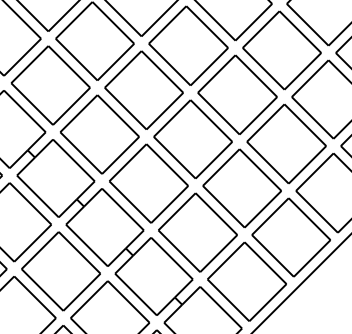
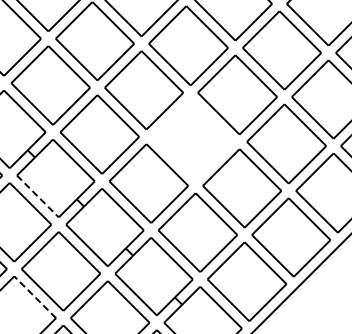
part: present -> none (192, 138)
line: solid -> dashed (37, 196)
line: solid -> dashed (35, 297)
